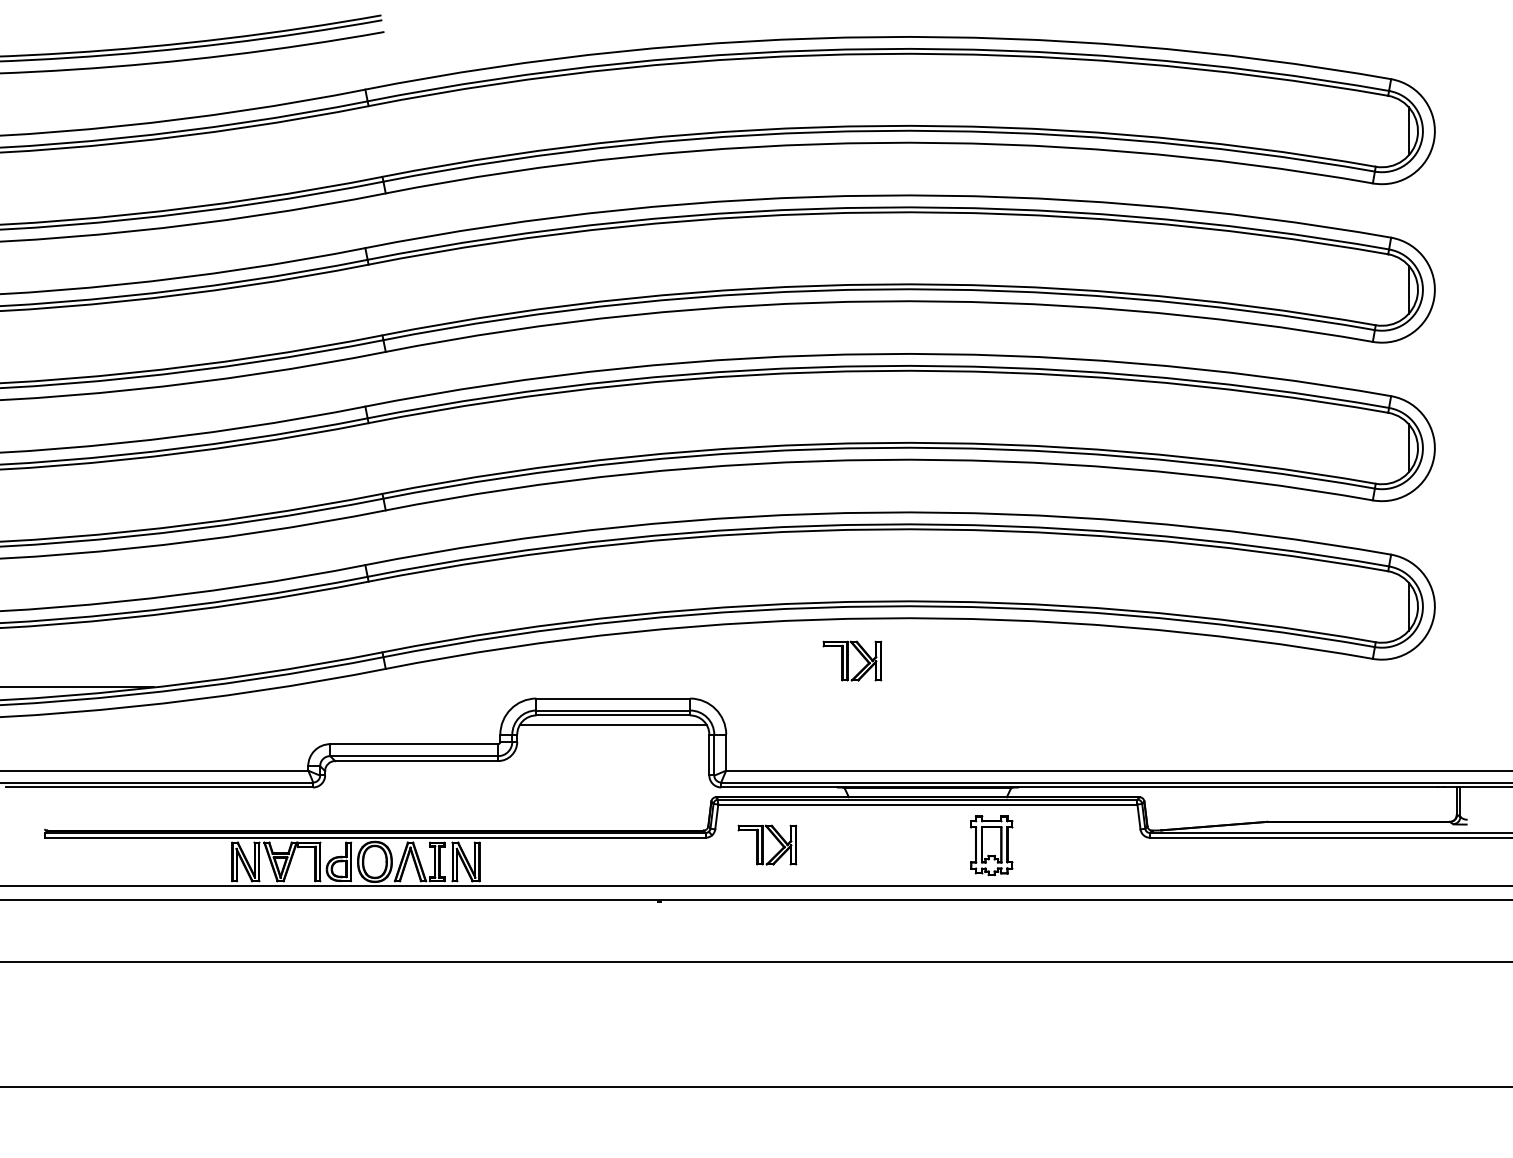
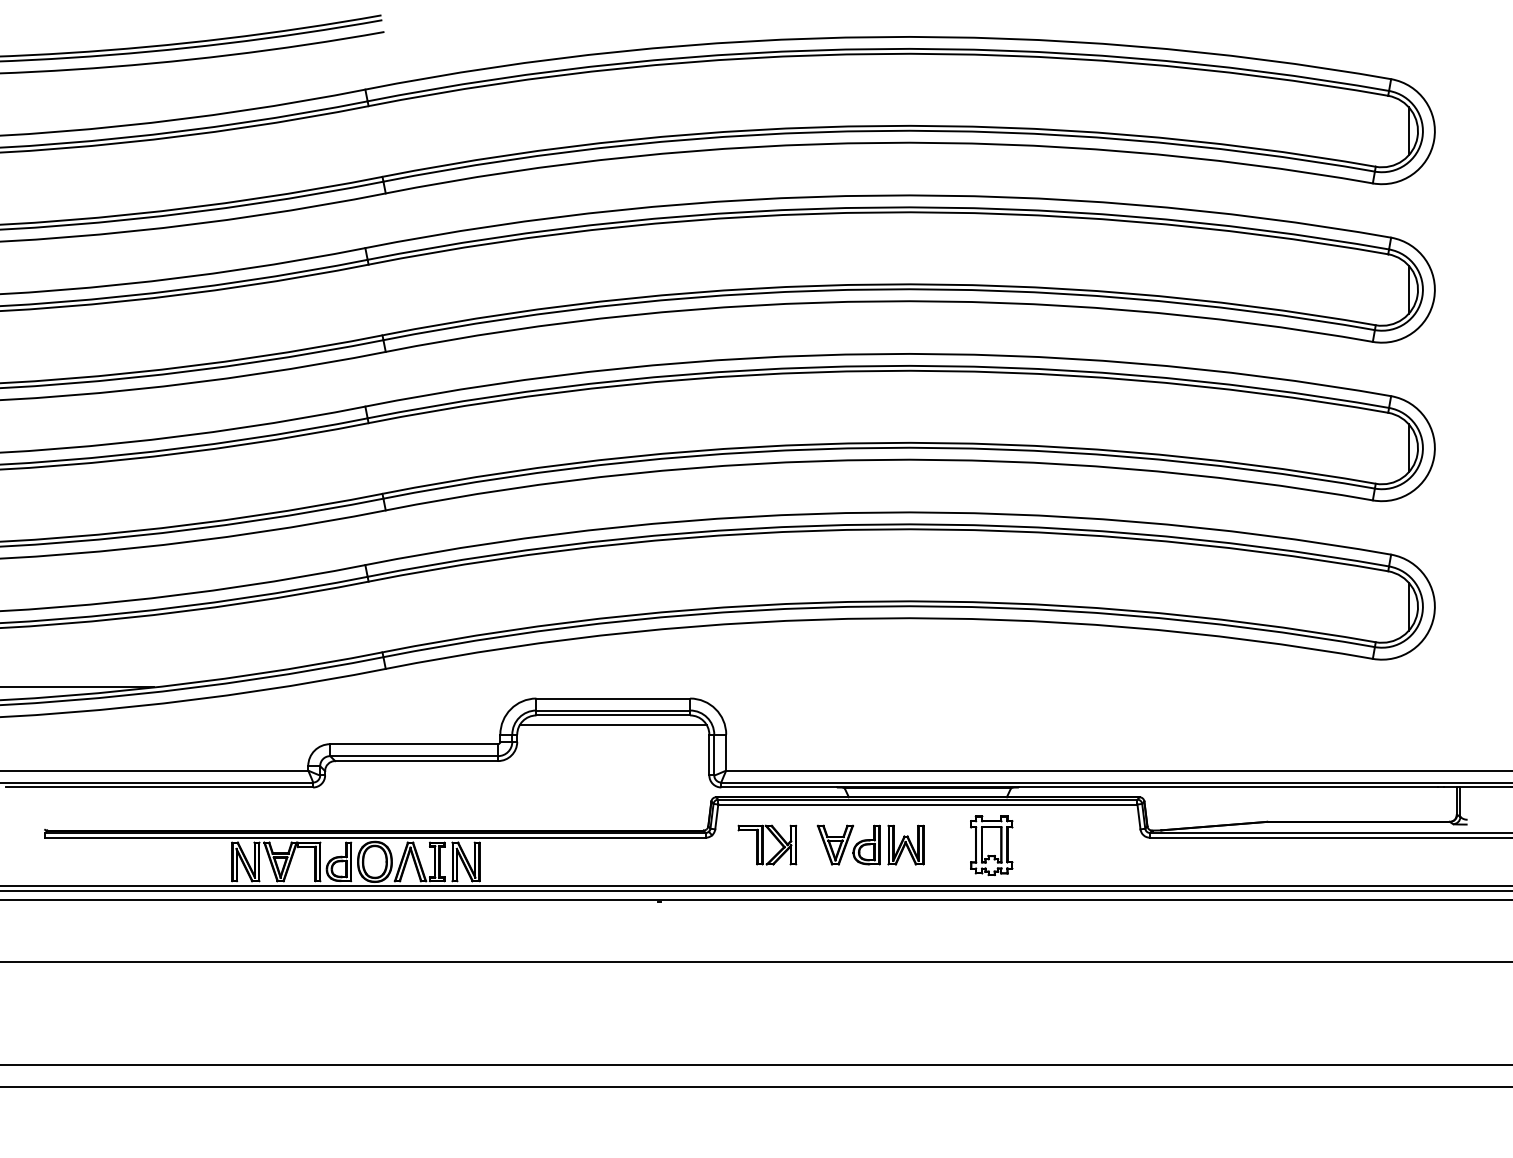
part: present -> none (852, 660)
part: none -> present (870, 844)
line: none -> present (755, 890)
line: none -> present (755, 1064)
